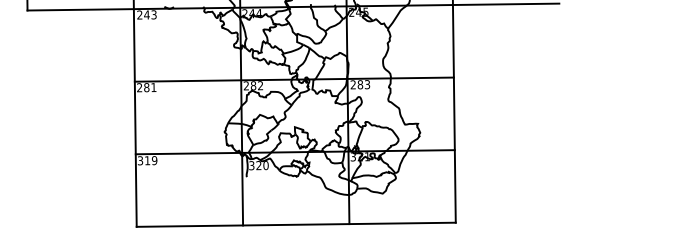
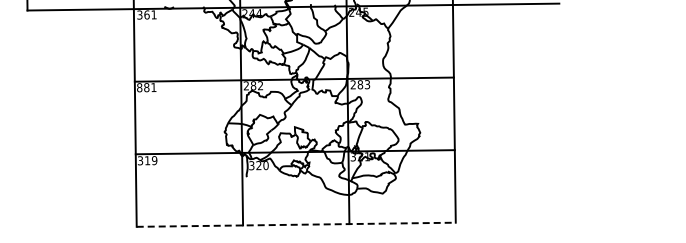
text: 243 -> 361 (146, 14)
text: 281 -> 881 (139, 87)
line: solid -> dashed (296, 224)
